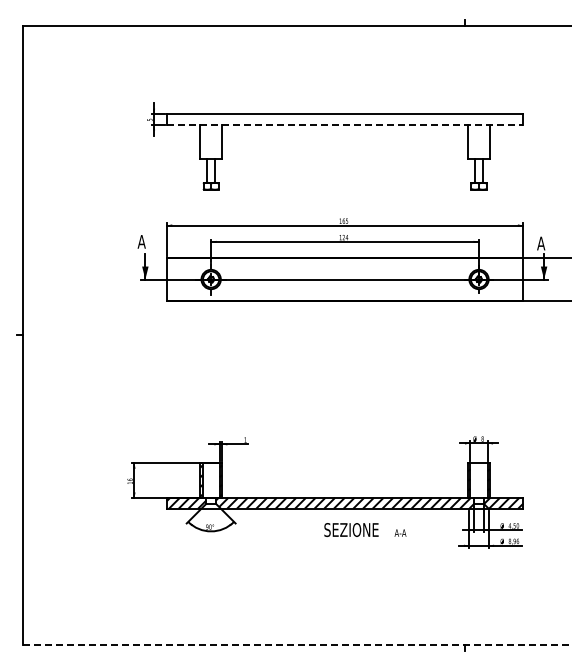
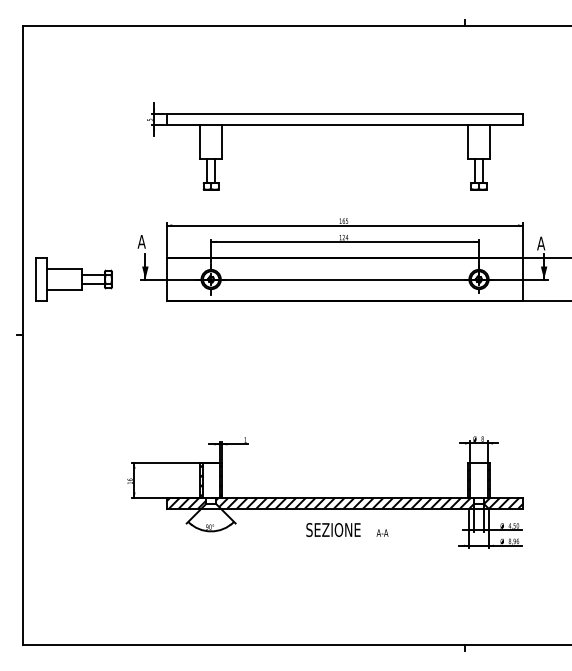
line: dashed -> solid (345, 124)
part: none -> present (73, 279)
text position: (365, 529) -> (347, 529) (347, 529)
line: dashed -> solid (297, 645)
